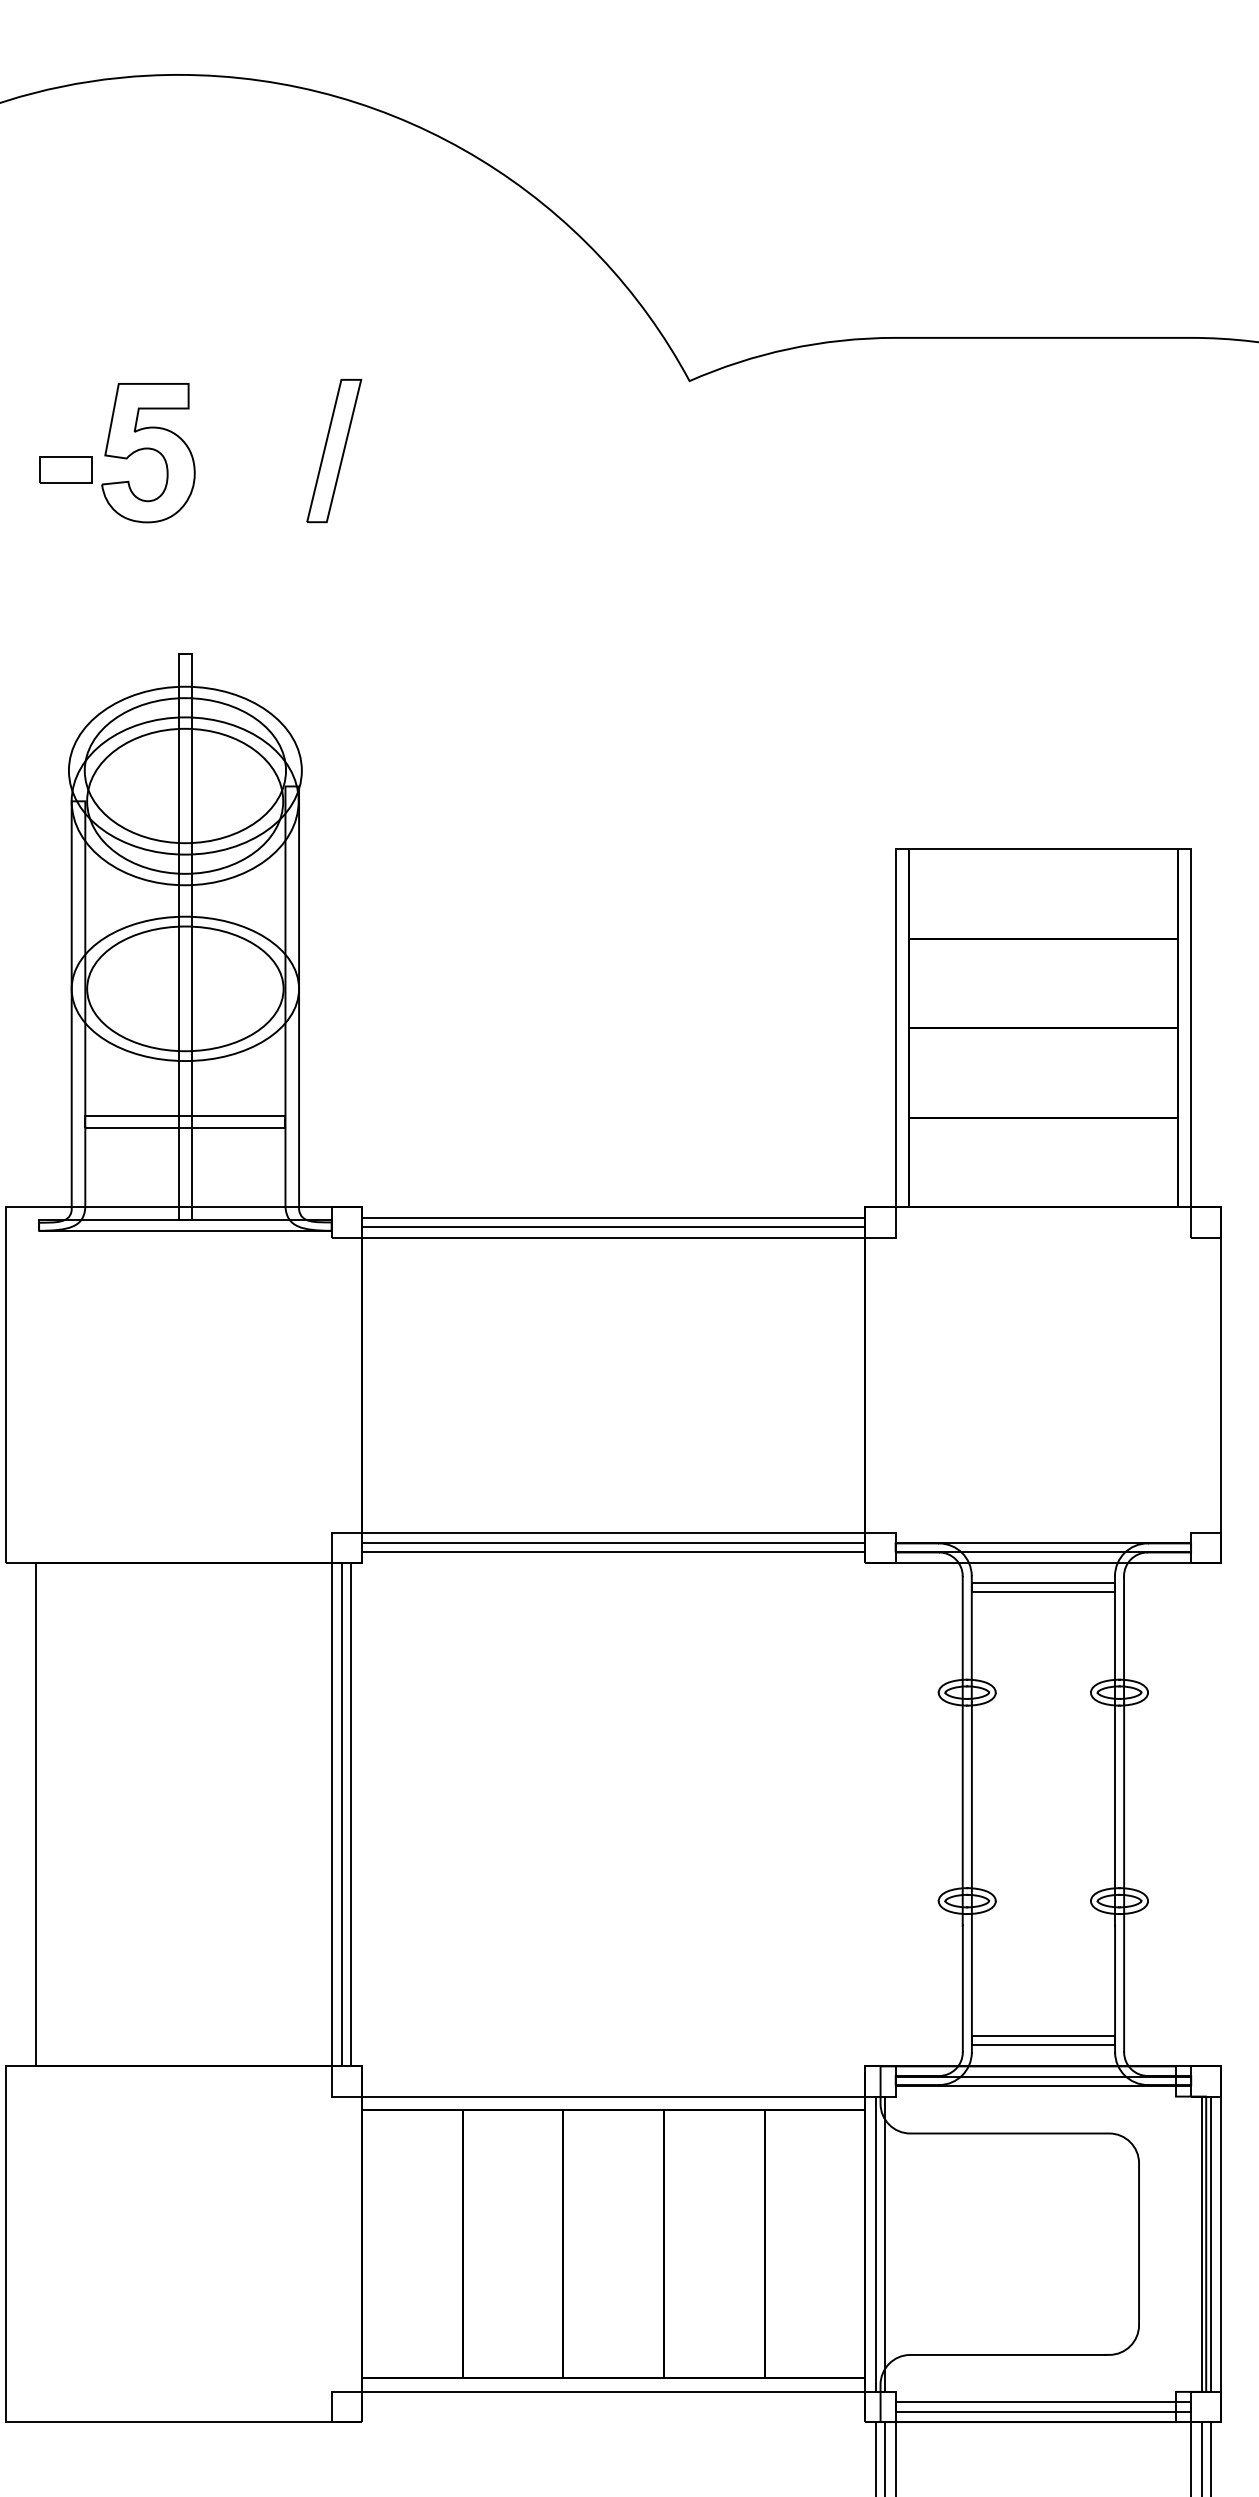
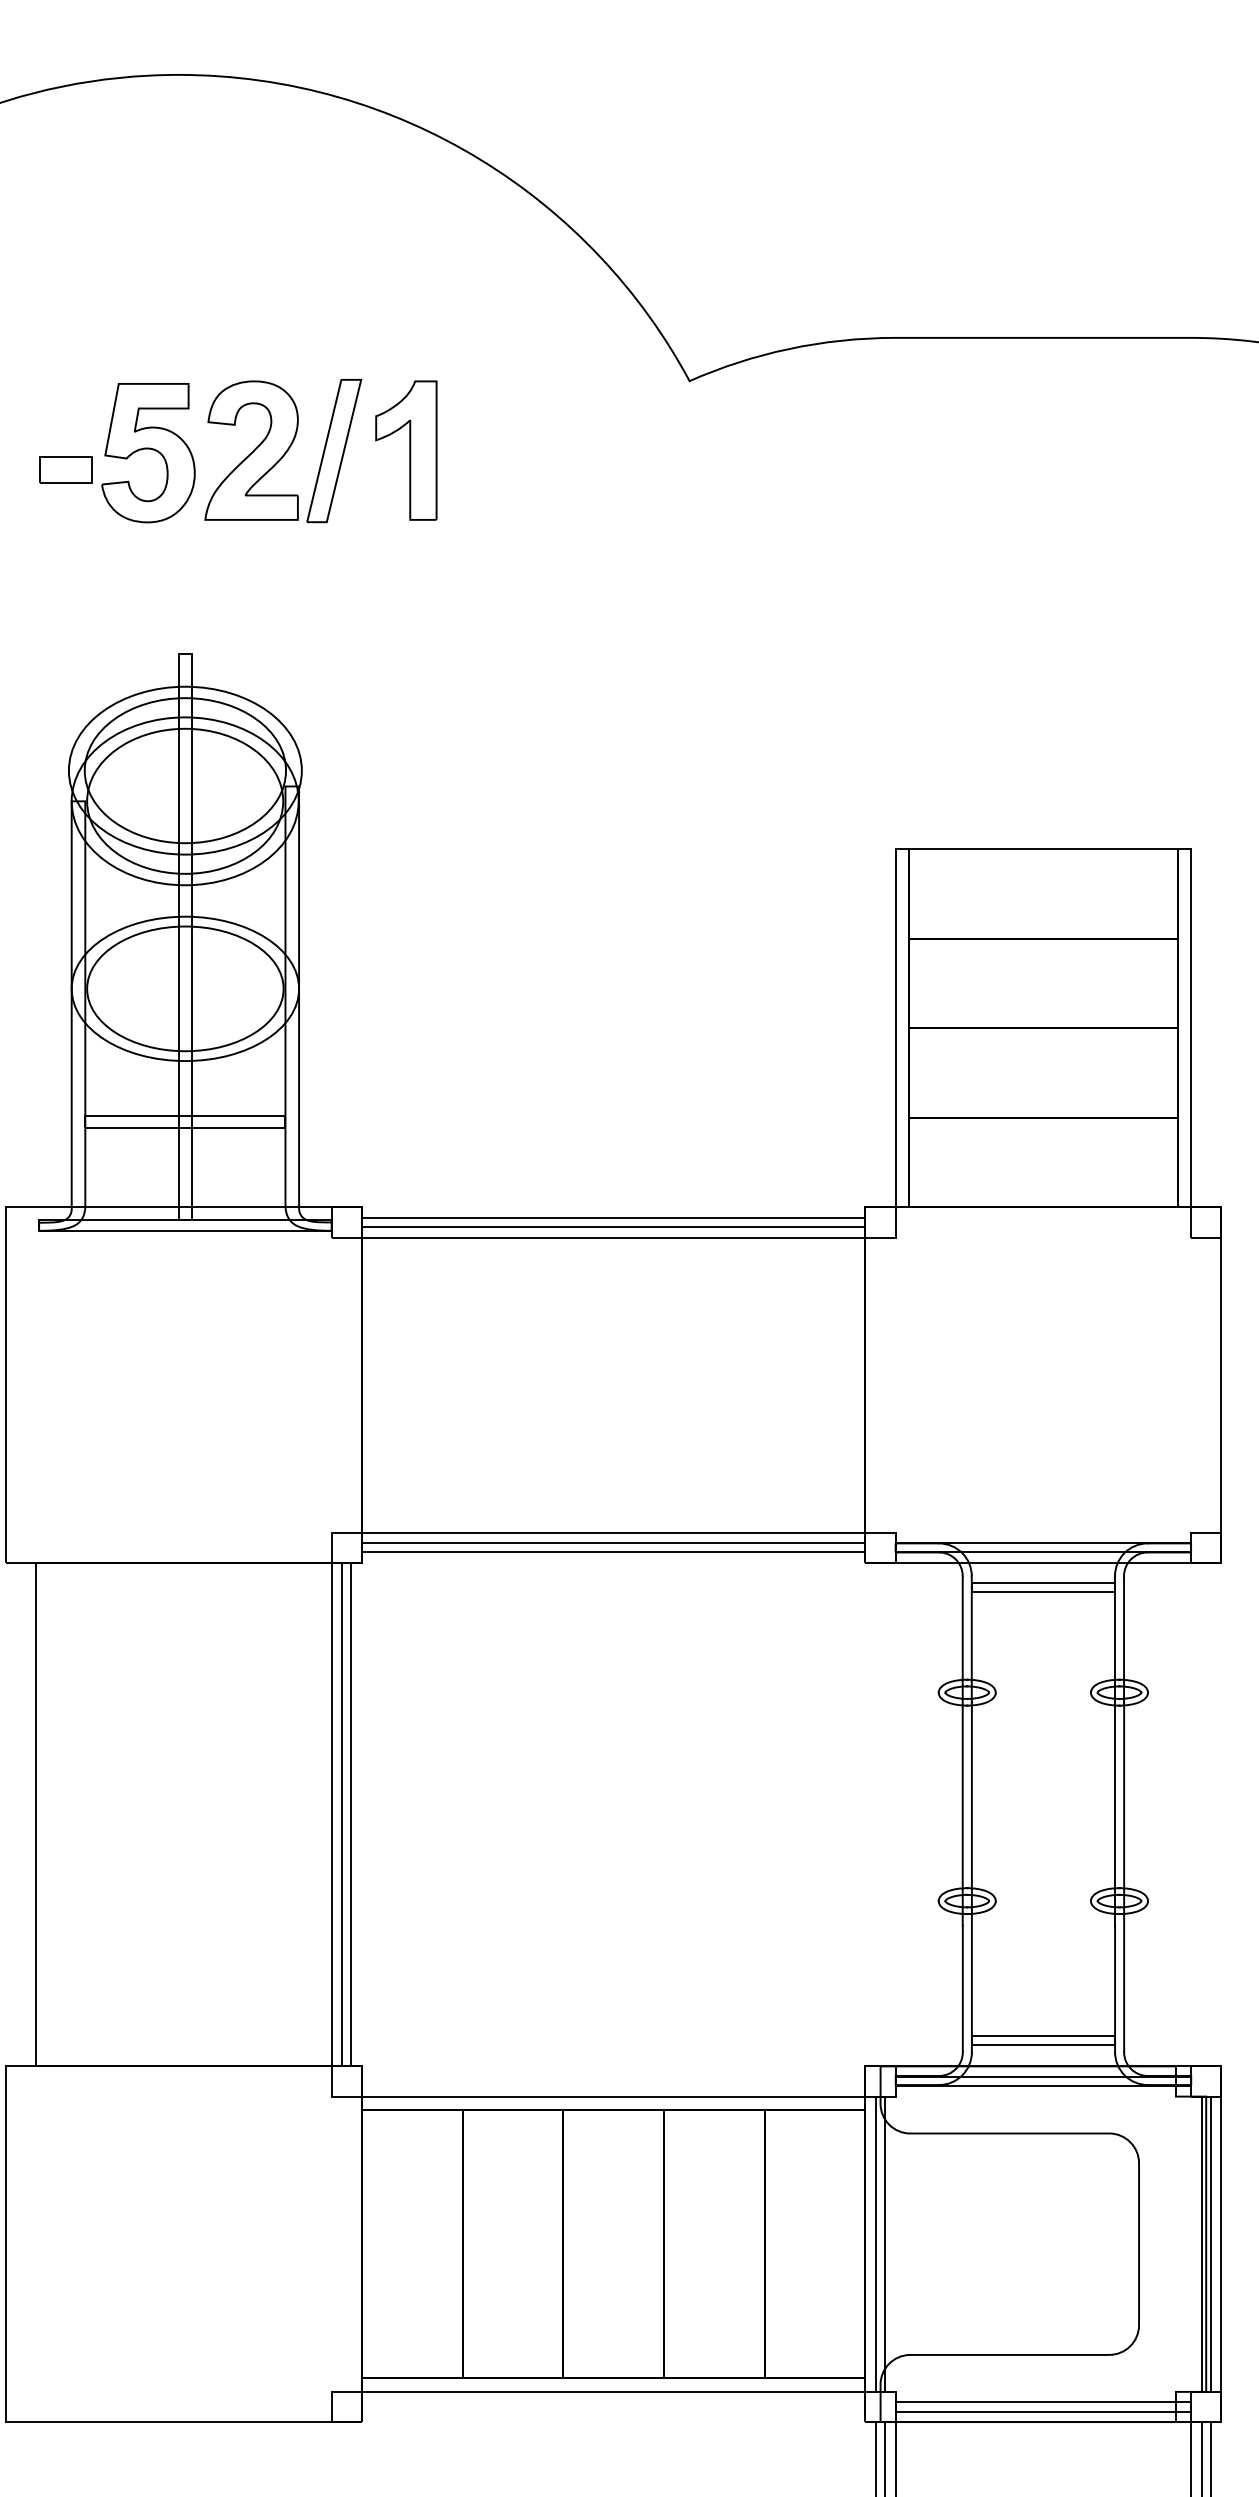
part: none -> present (251, 450)
part: none -> present (406, 450)
